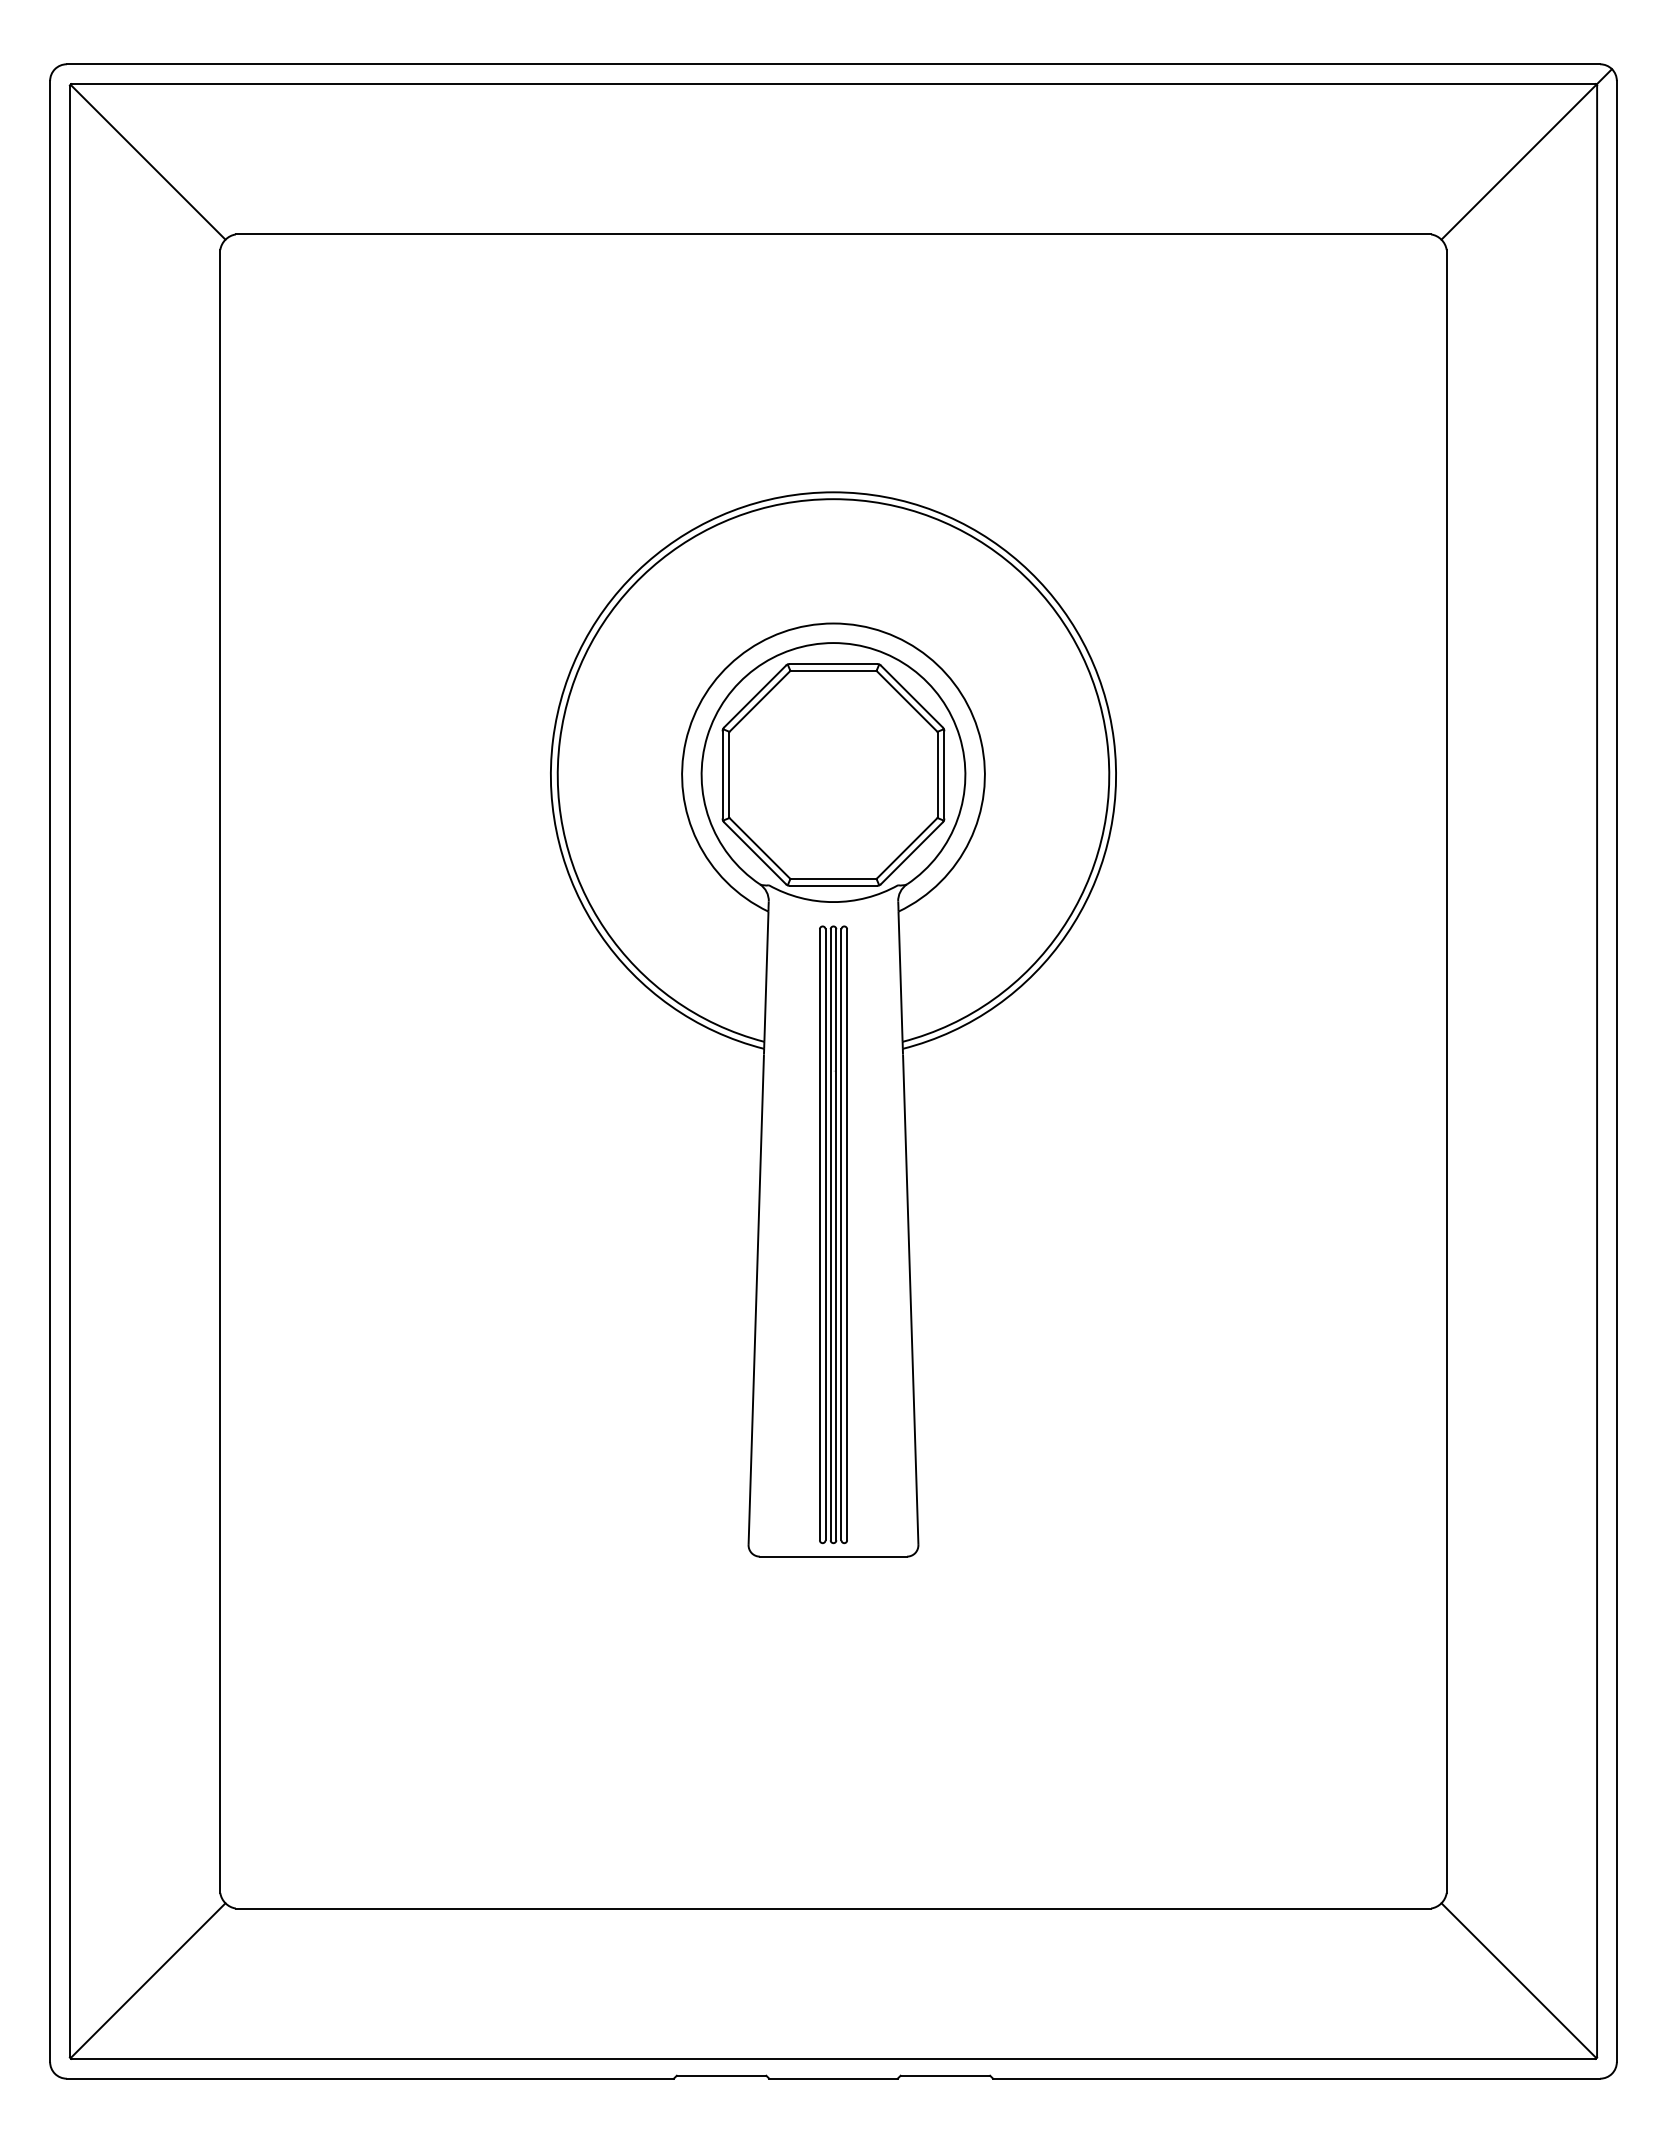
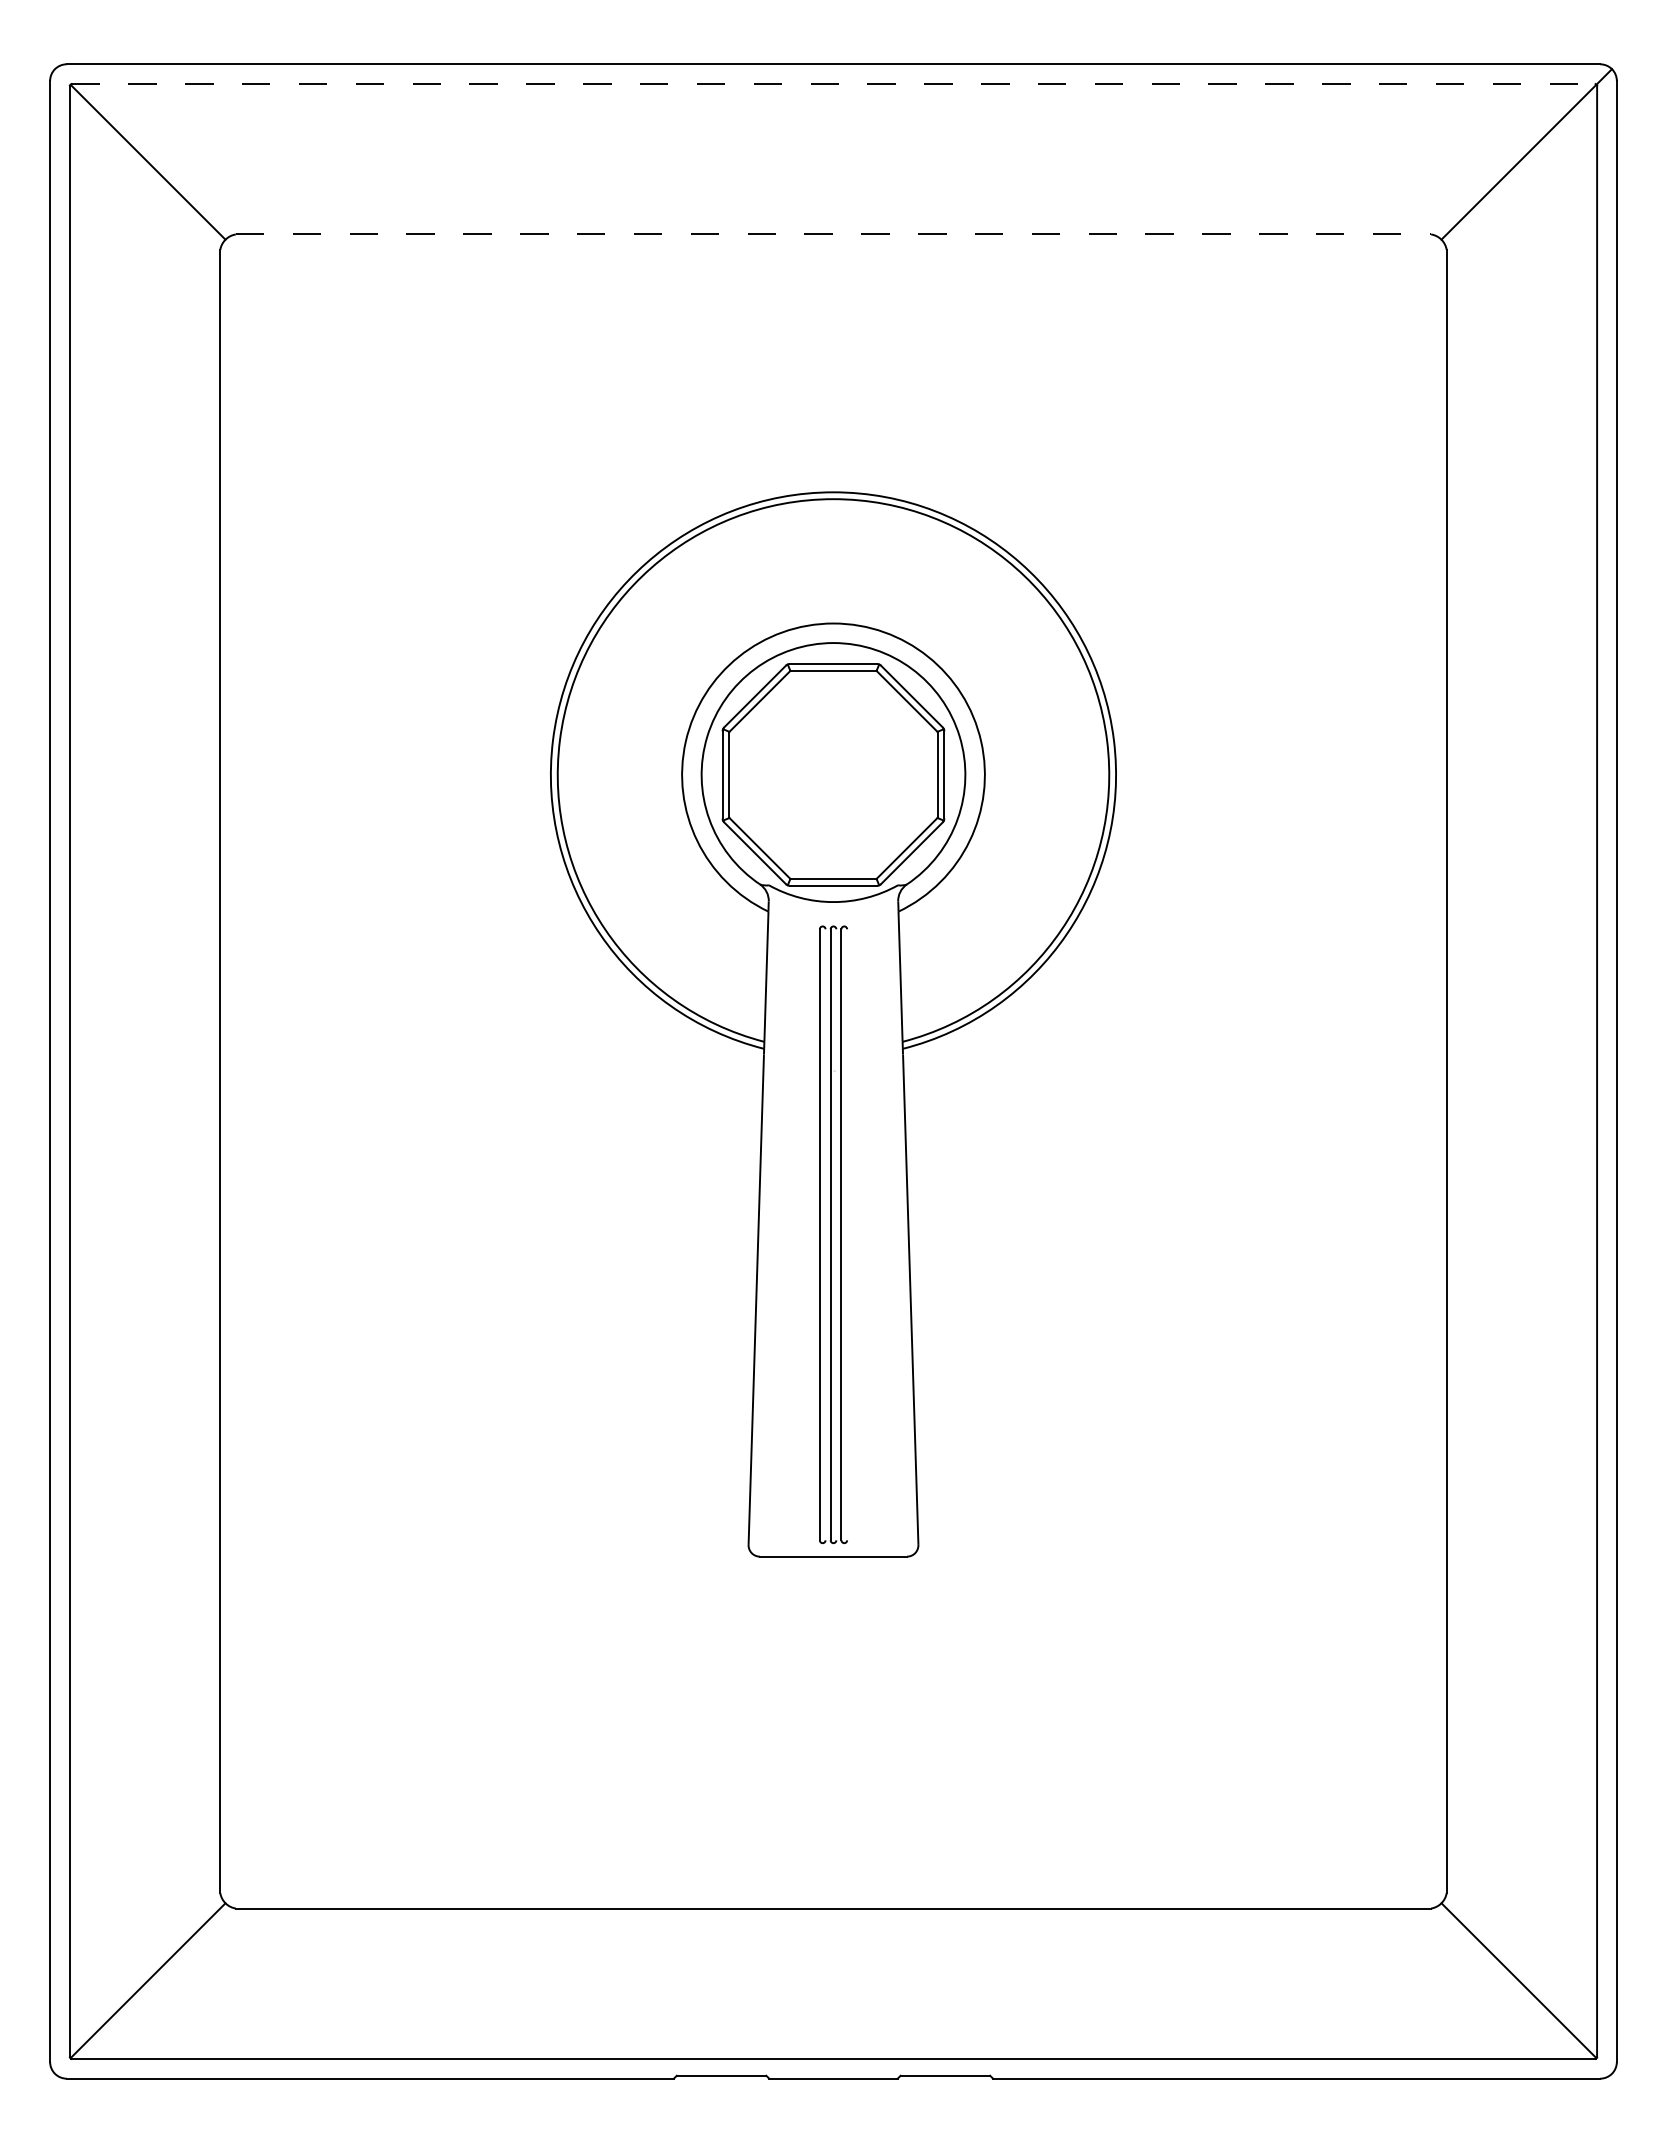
line: solid -> dashed (833, 84)
line: solid -> dashed (833, 234)
line: present -> none (825, 1234)
line: present -> none (836, 1234)
line: present -> none (847, 1234)
